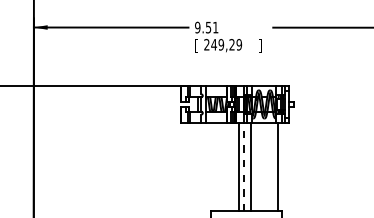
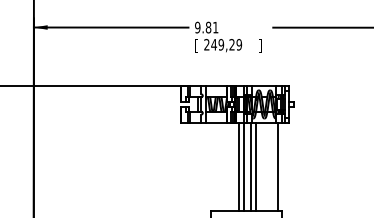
text: 9.51 -> 9.81 (208, 27)
line: dashed -> solid (243, 166)
line: none -> present (255, 167)
